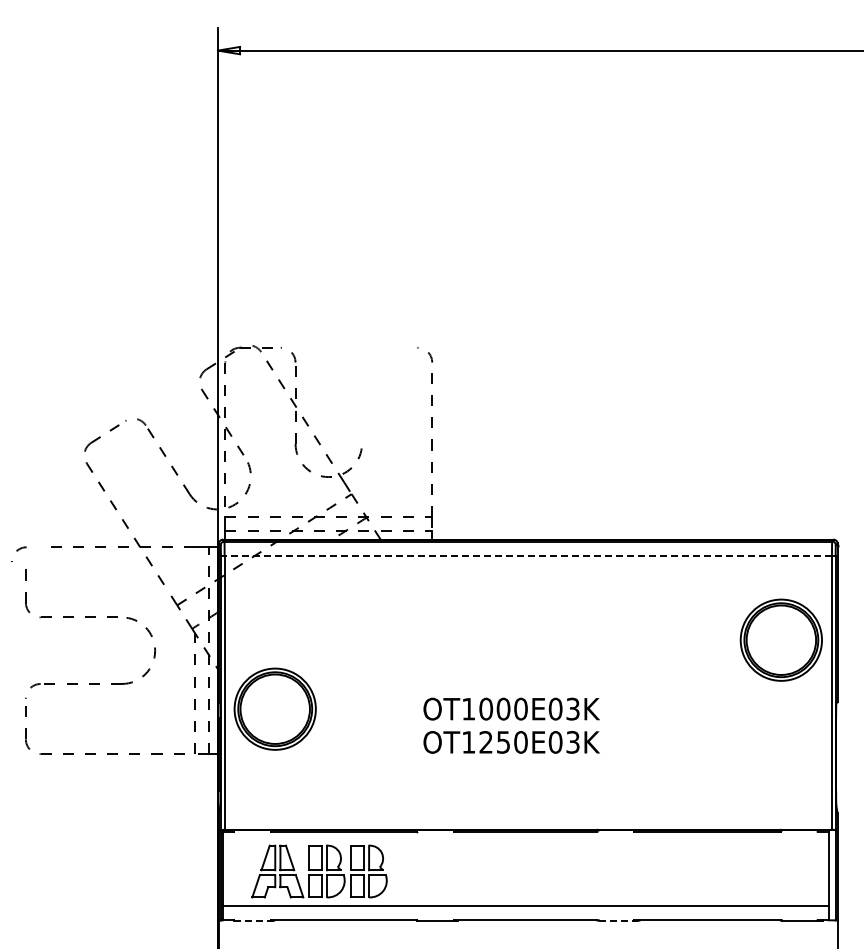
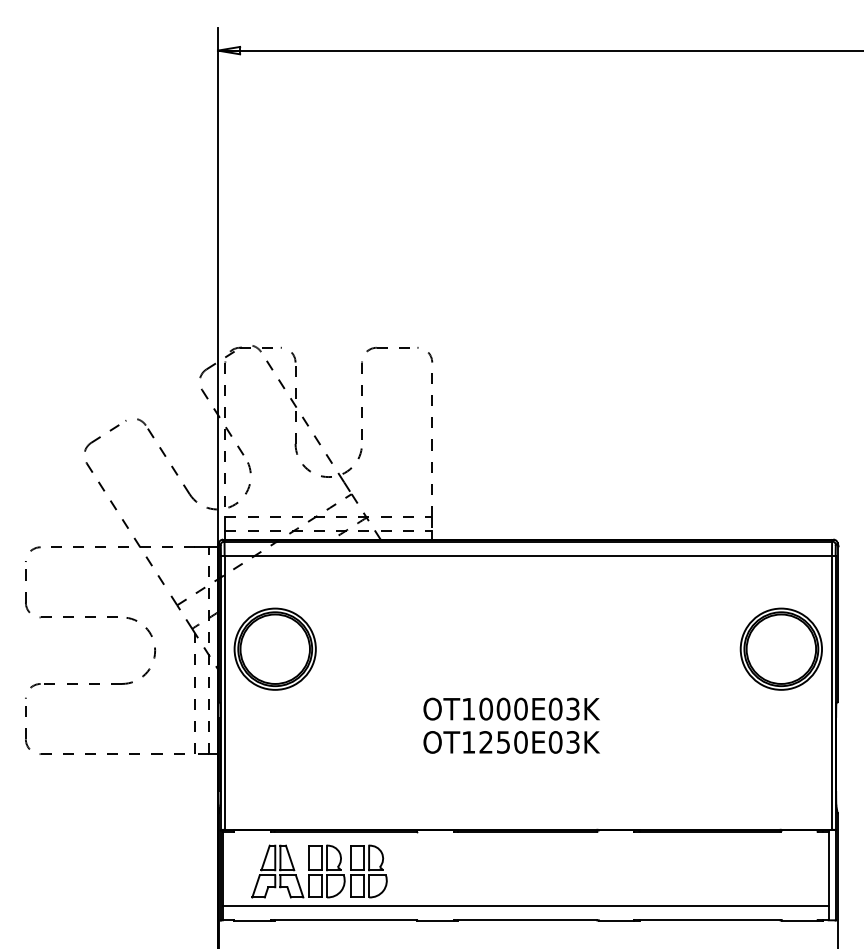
part: none -> present (362, 392)
arc position: (17, 551) -> (31, 551) (31, 551)
line: dashed -> solid (528, 556)
part position: (780, 639) -> (780, 648) (780, 648)
part position: (274, 708) -> (274, 648) (274, 648)
line: dashed -> solid (254, 920)
line: dashed -> solid (619, 920)
